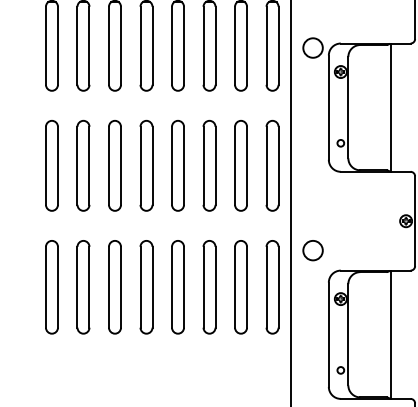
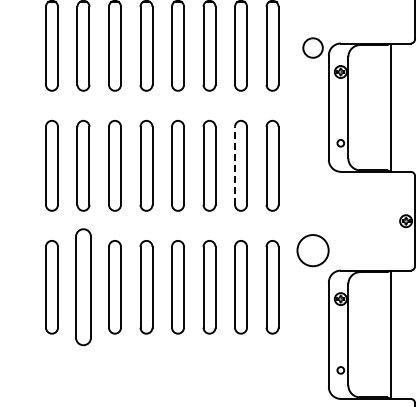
line: solid -> dashed (235, 165)
line: present -> none (291, 202)
circle diameter: 20 px -> 31 px (312, 250)
part size: 15x95 px -> 17x119 px (83, 287)
